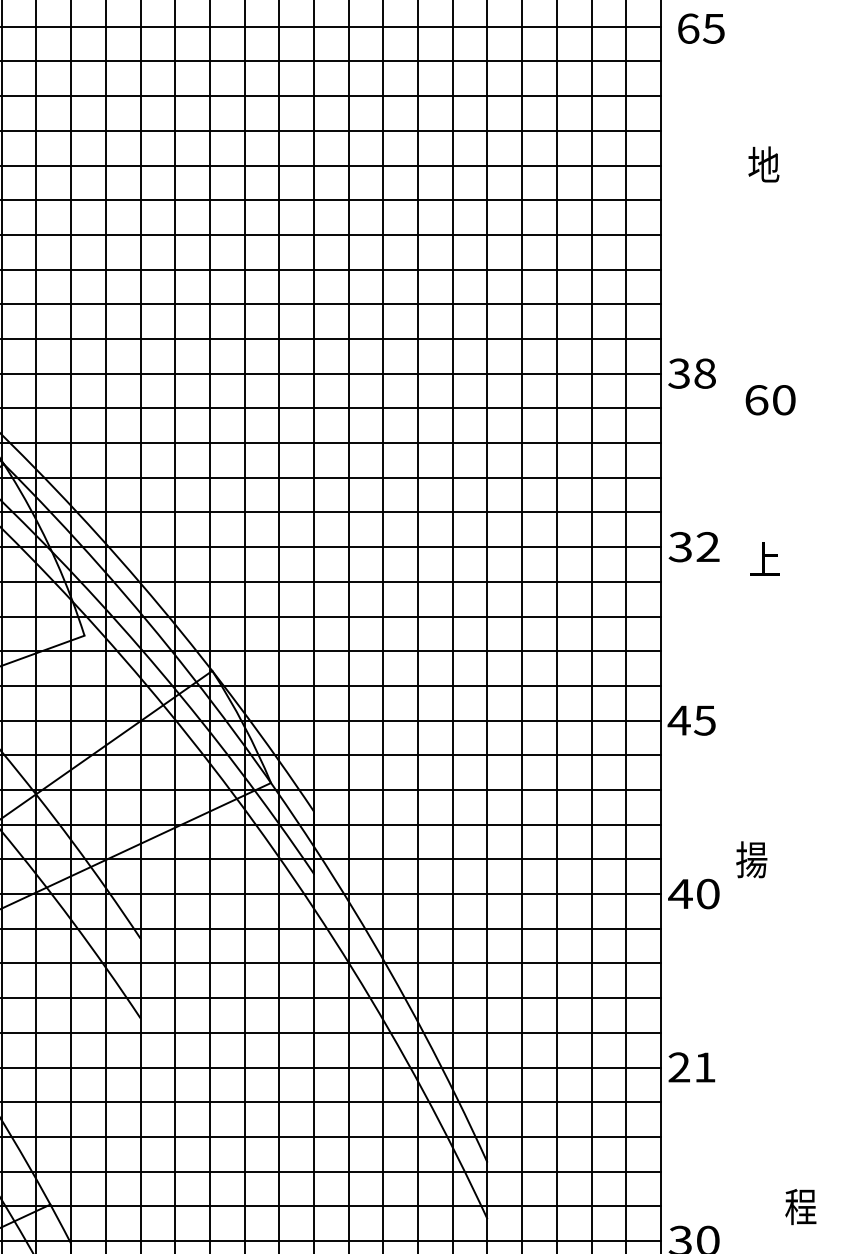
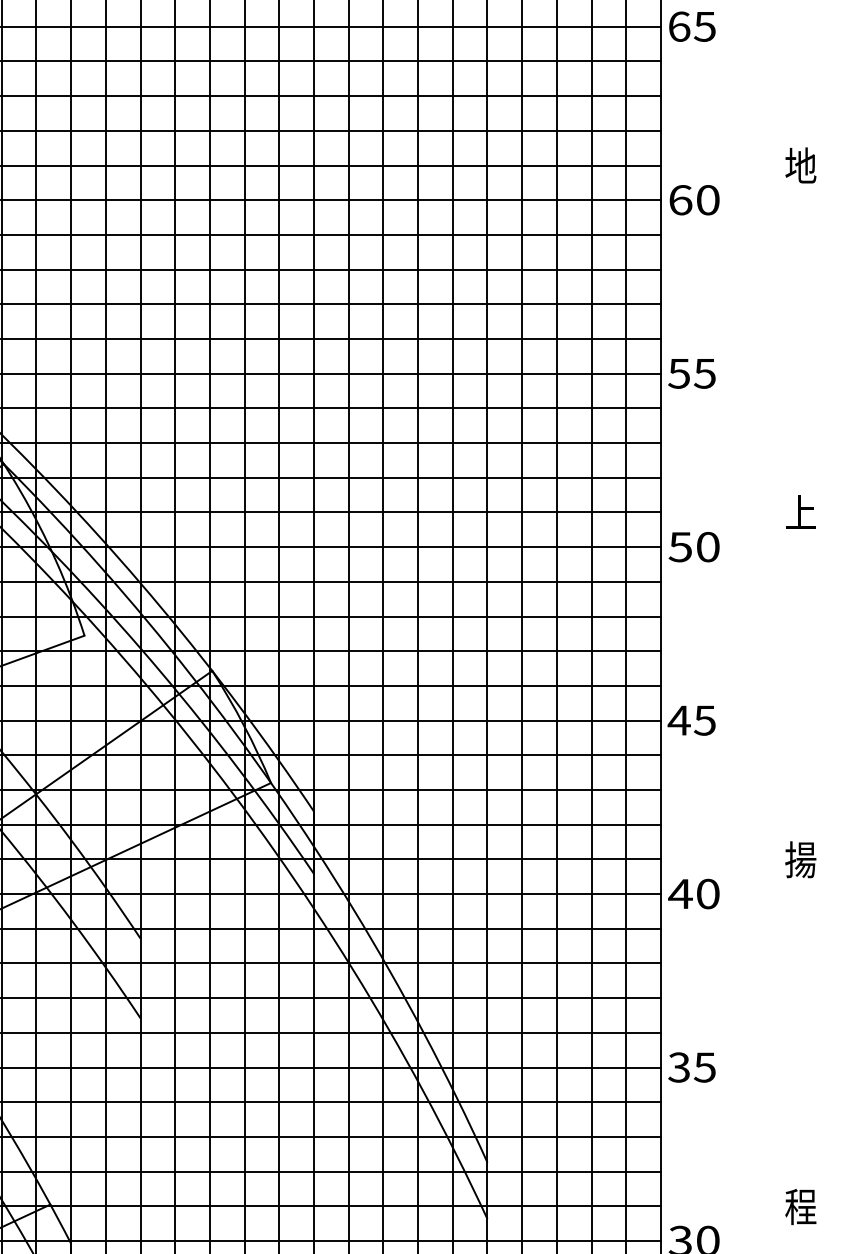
text position: (701, 28) -> (692, 26) (692, 26)
text position: (763, 164) -> (800, 165) (800, 165)
text: 38 -> 55 (691, 373)
text position: (770, 400) -> (694, 200) (694, 200)
text: 32 -> 50 (693, 547)
text position: (764, 558) -> (800, 511) (800, 511)
text position: (751, 859) -> (800, 859) (800, 859)
text: 21 -> 35 (691, 1067)
